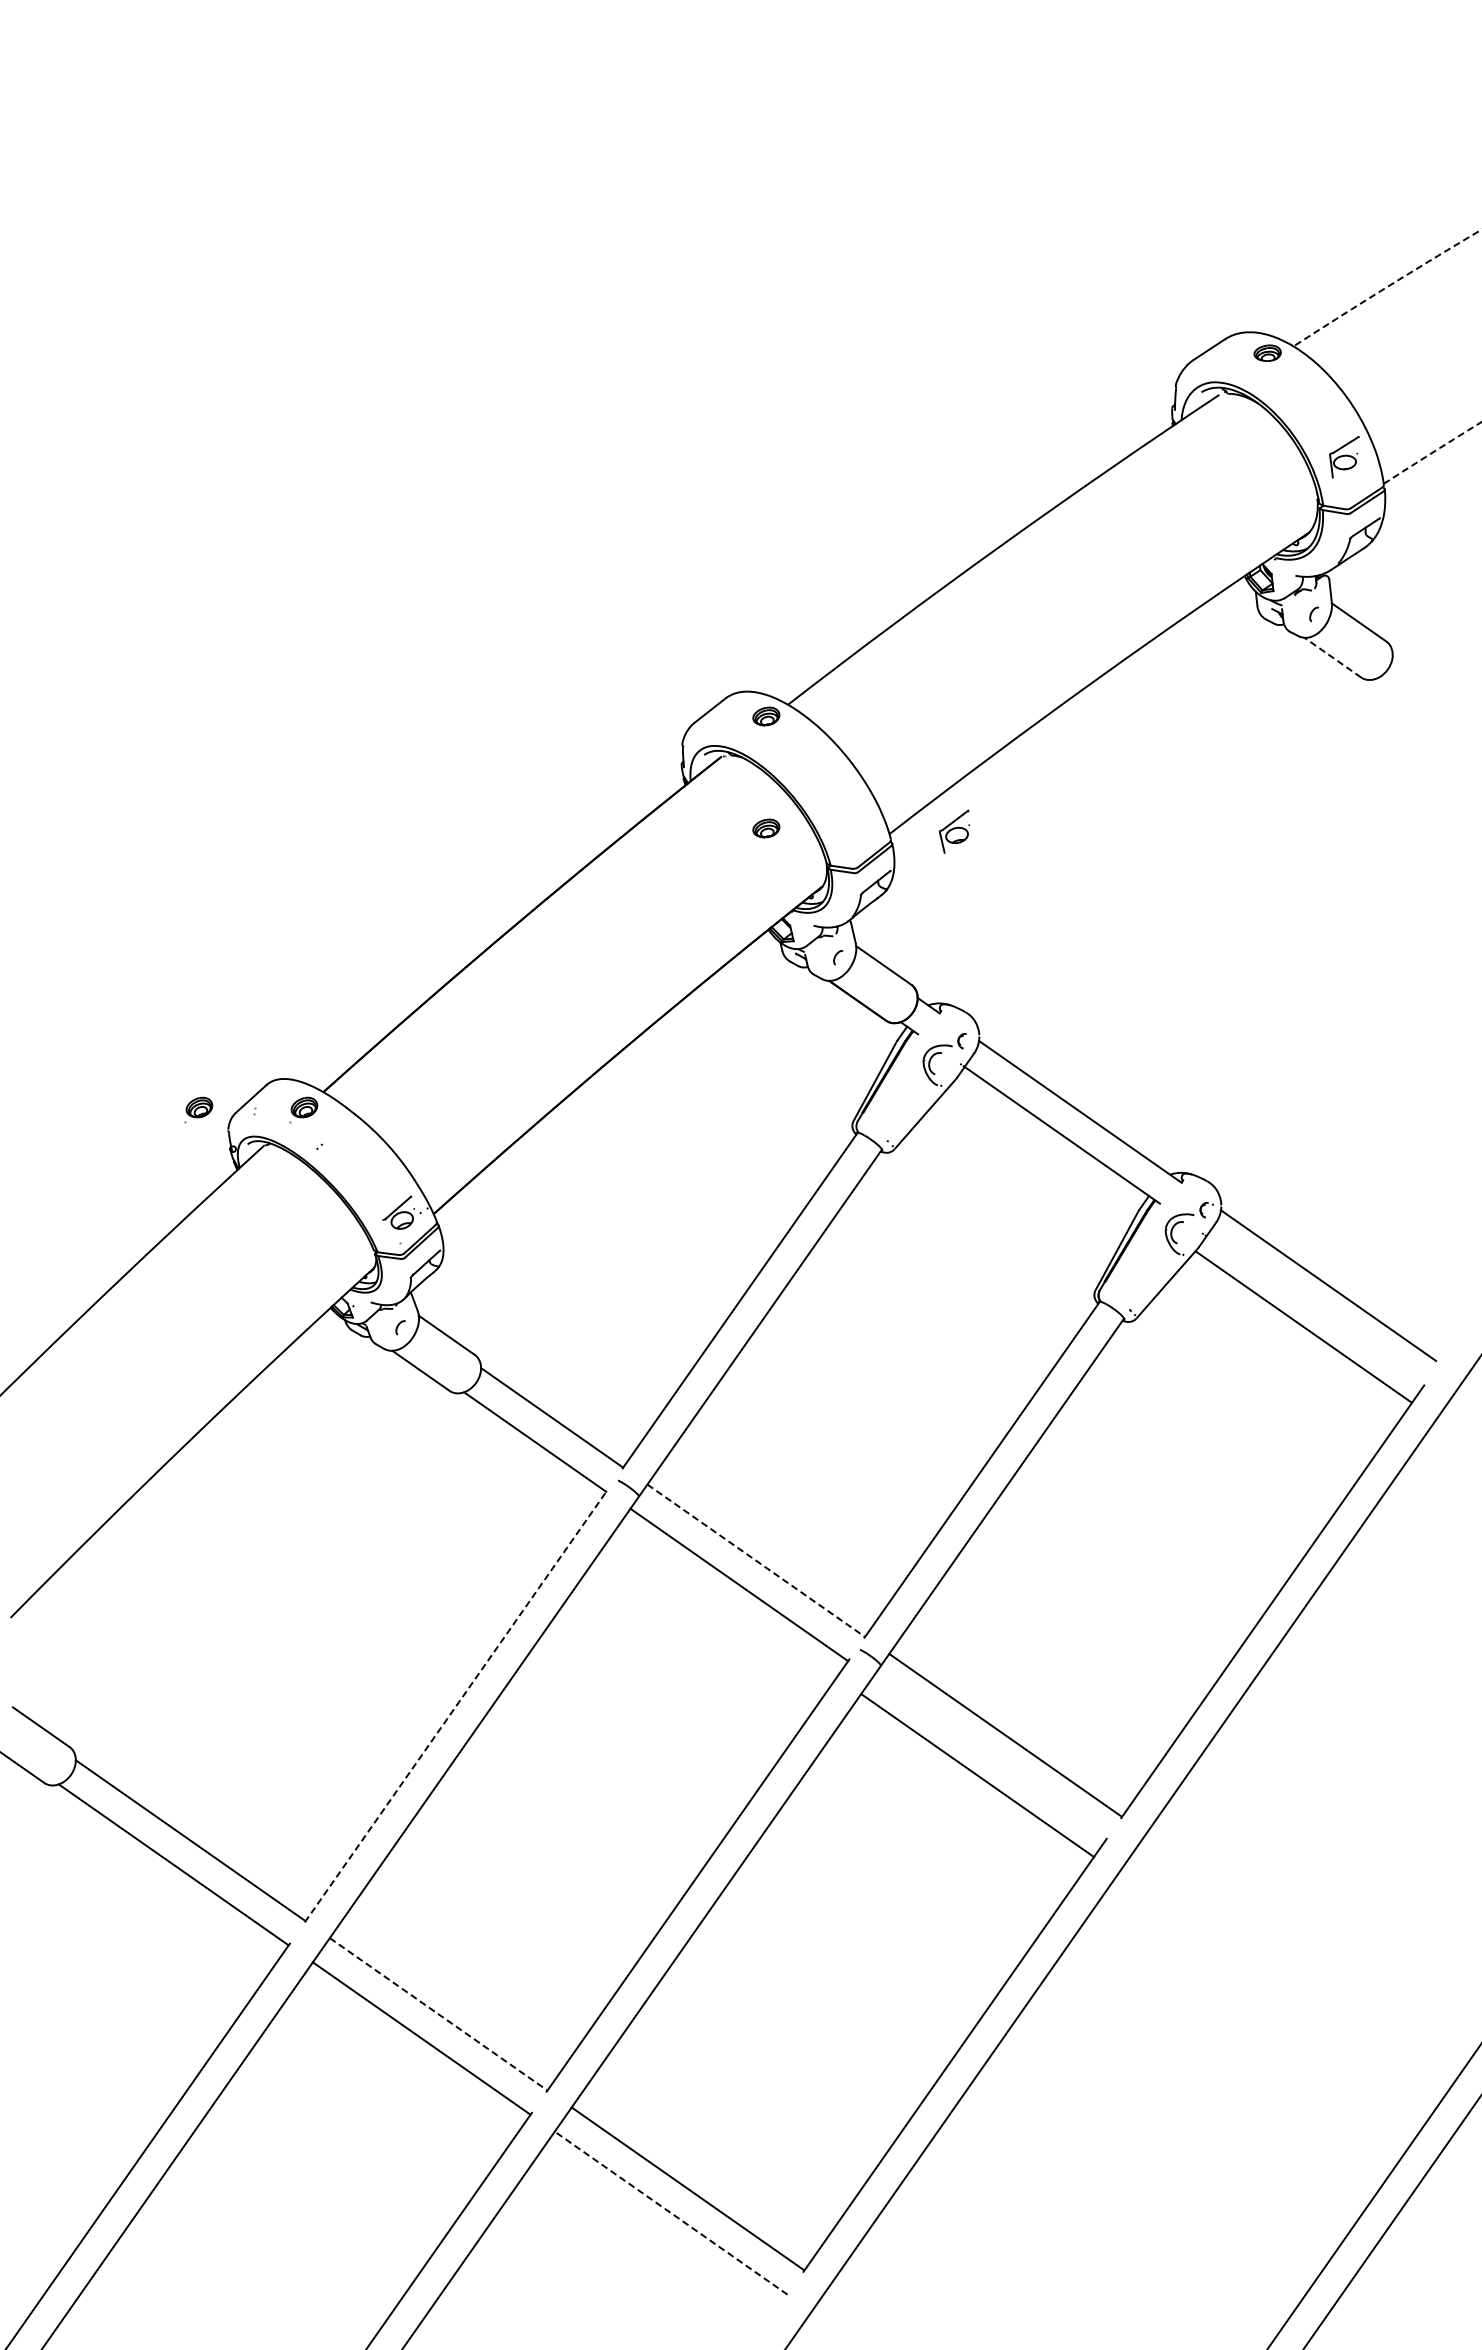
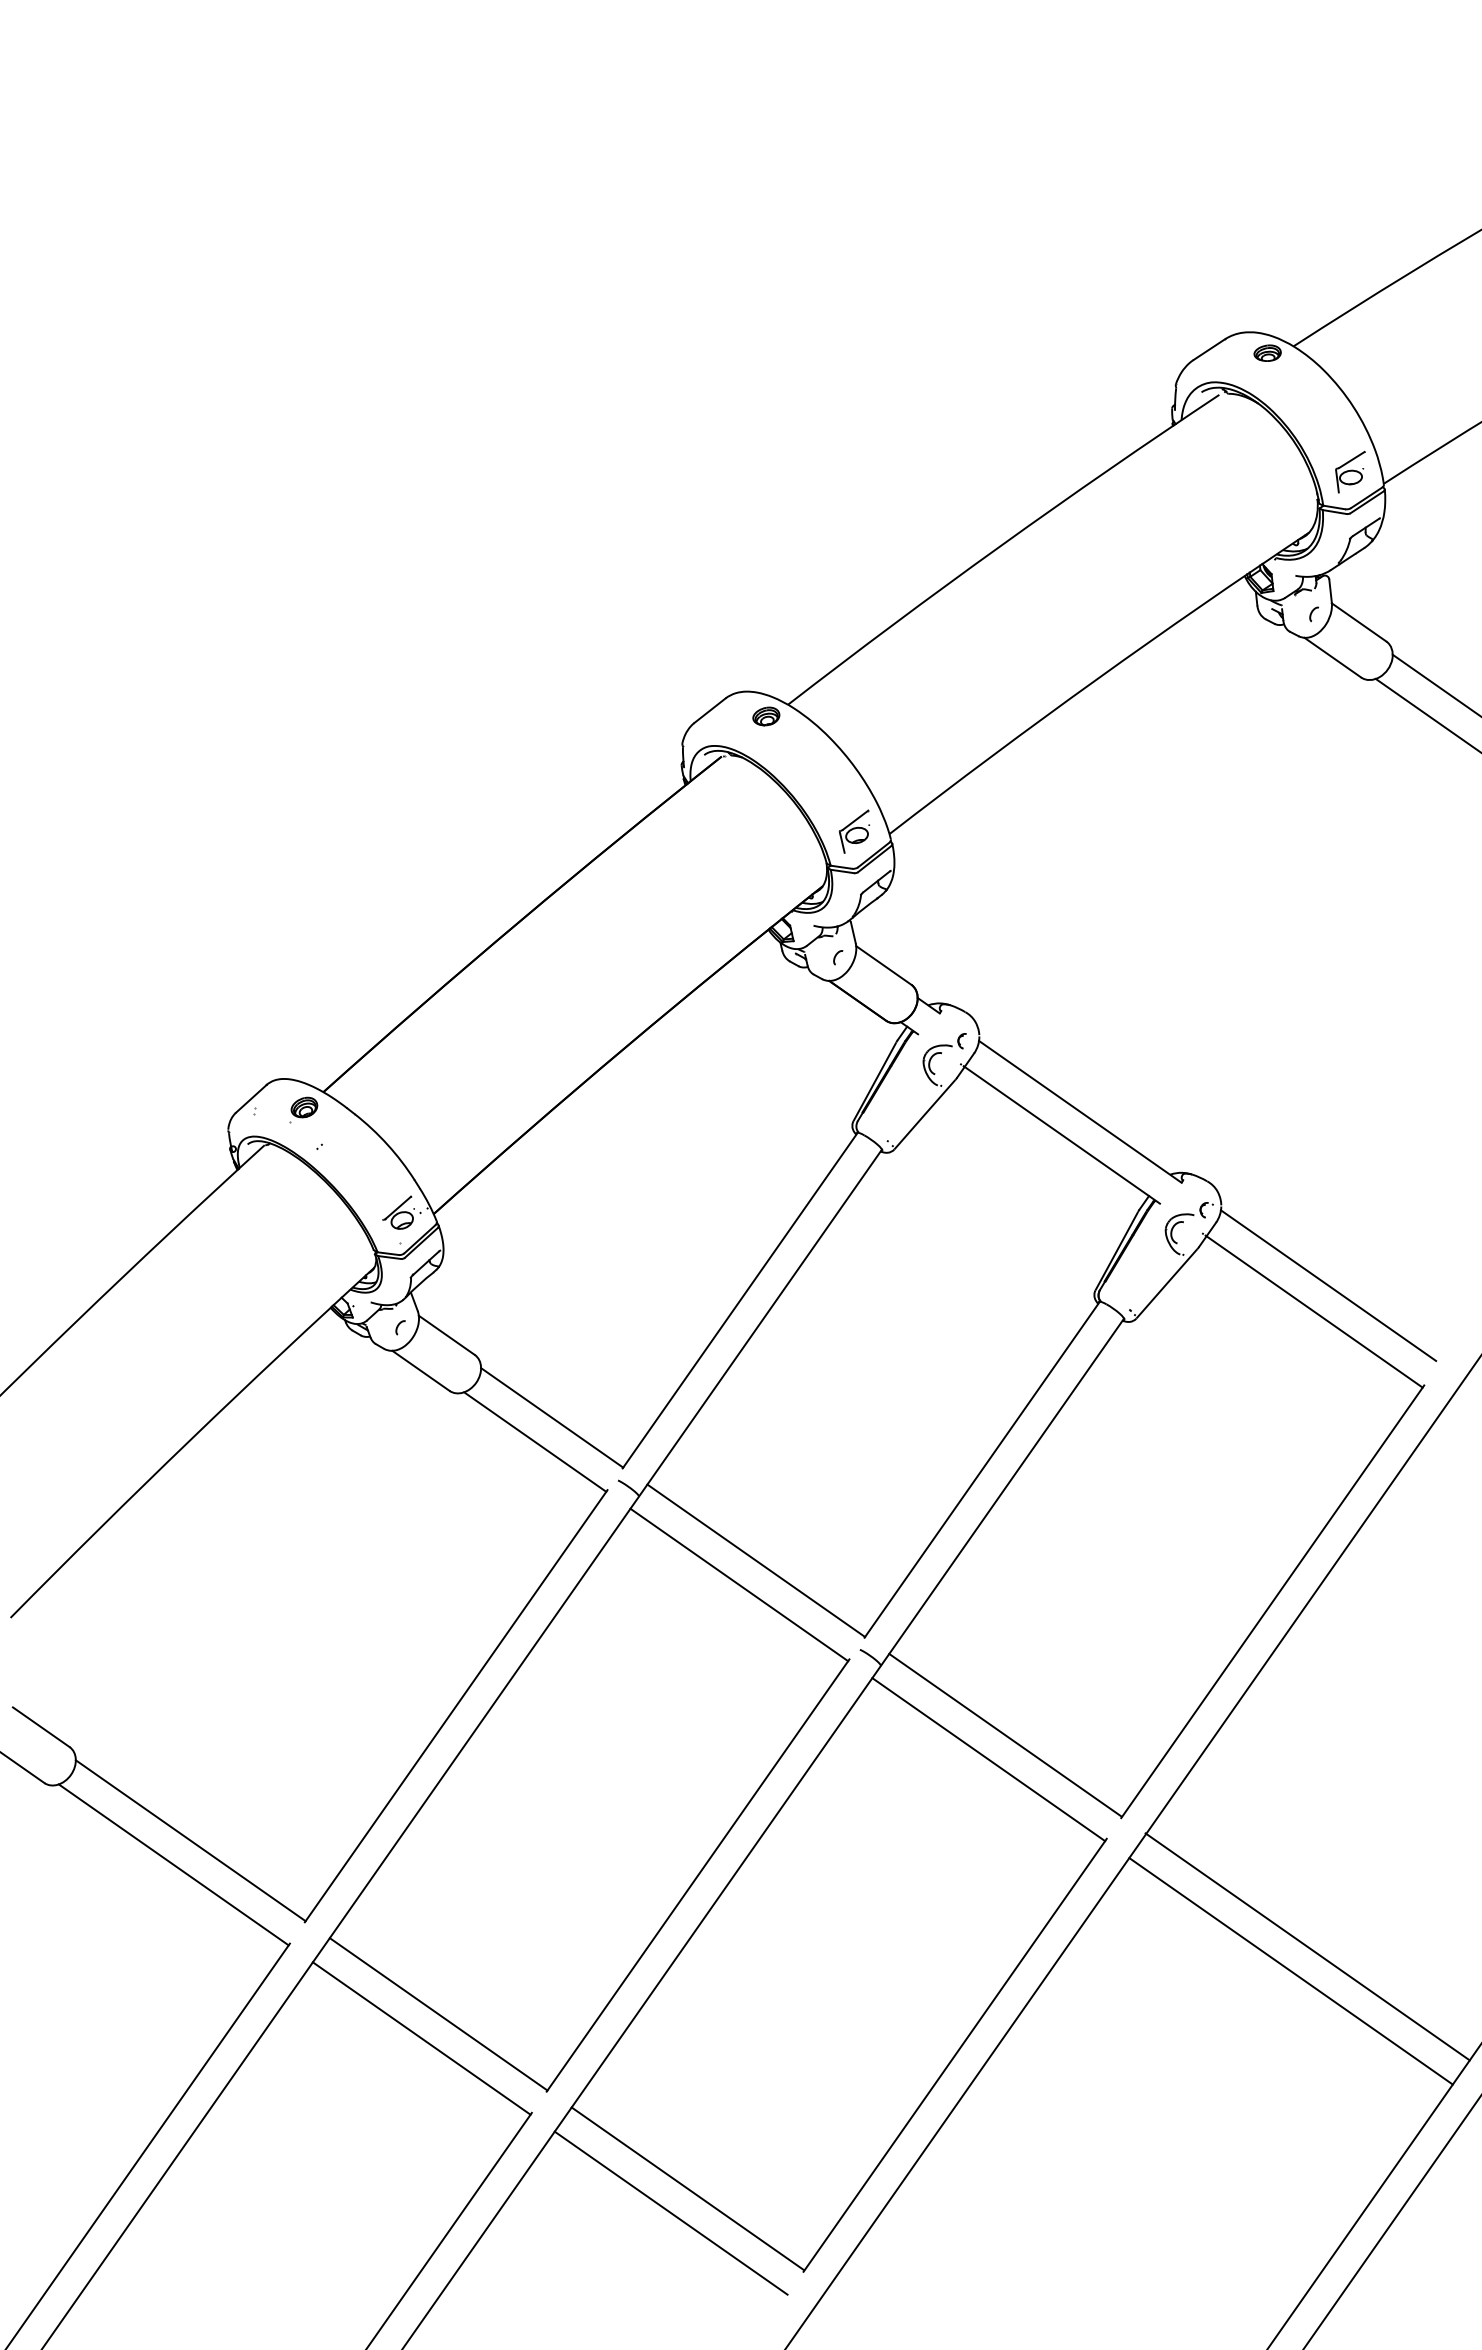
arc: dashed -> solid (1387, 286)
line: dashed -> solid (1433, 452)
part position: (1344, 457) -> (1350, 472) (1350, 472)
line: dashed -> solid (1332, 657)
line: none -> present (1435, 684)
line: none -> present (1426, 714)
part: present -> none (766, 828)
part position: (953, 831) -> (853, 831) (853, 831)
part: present -> none (198, 1109)
line position: (1303, 1326) -> (1314, 1311) (1314, 1311)
line: dashed -> solid (756, 1560)
line: dashed -> solid (456, 1706)
line position: (977, 1775) -> (988, 1759) (988, 1759)
line: none -> present (1307, 1946)
line: none -> present (1290, 1971)
line: dashed -> solid (438, 2014)
line: dashed -> solid (670, 2212)
